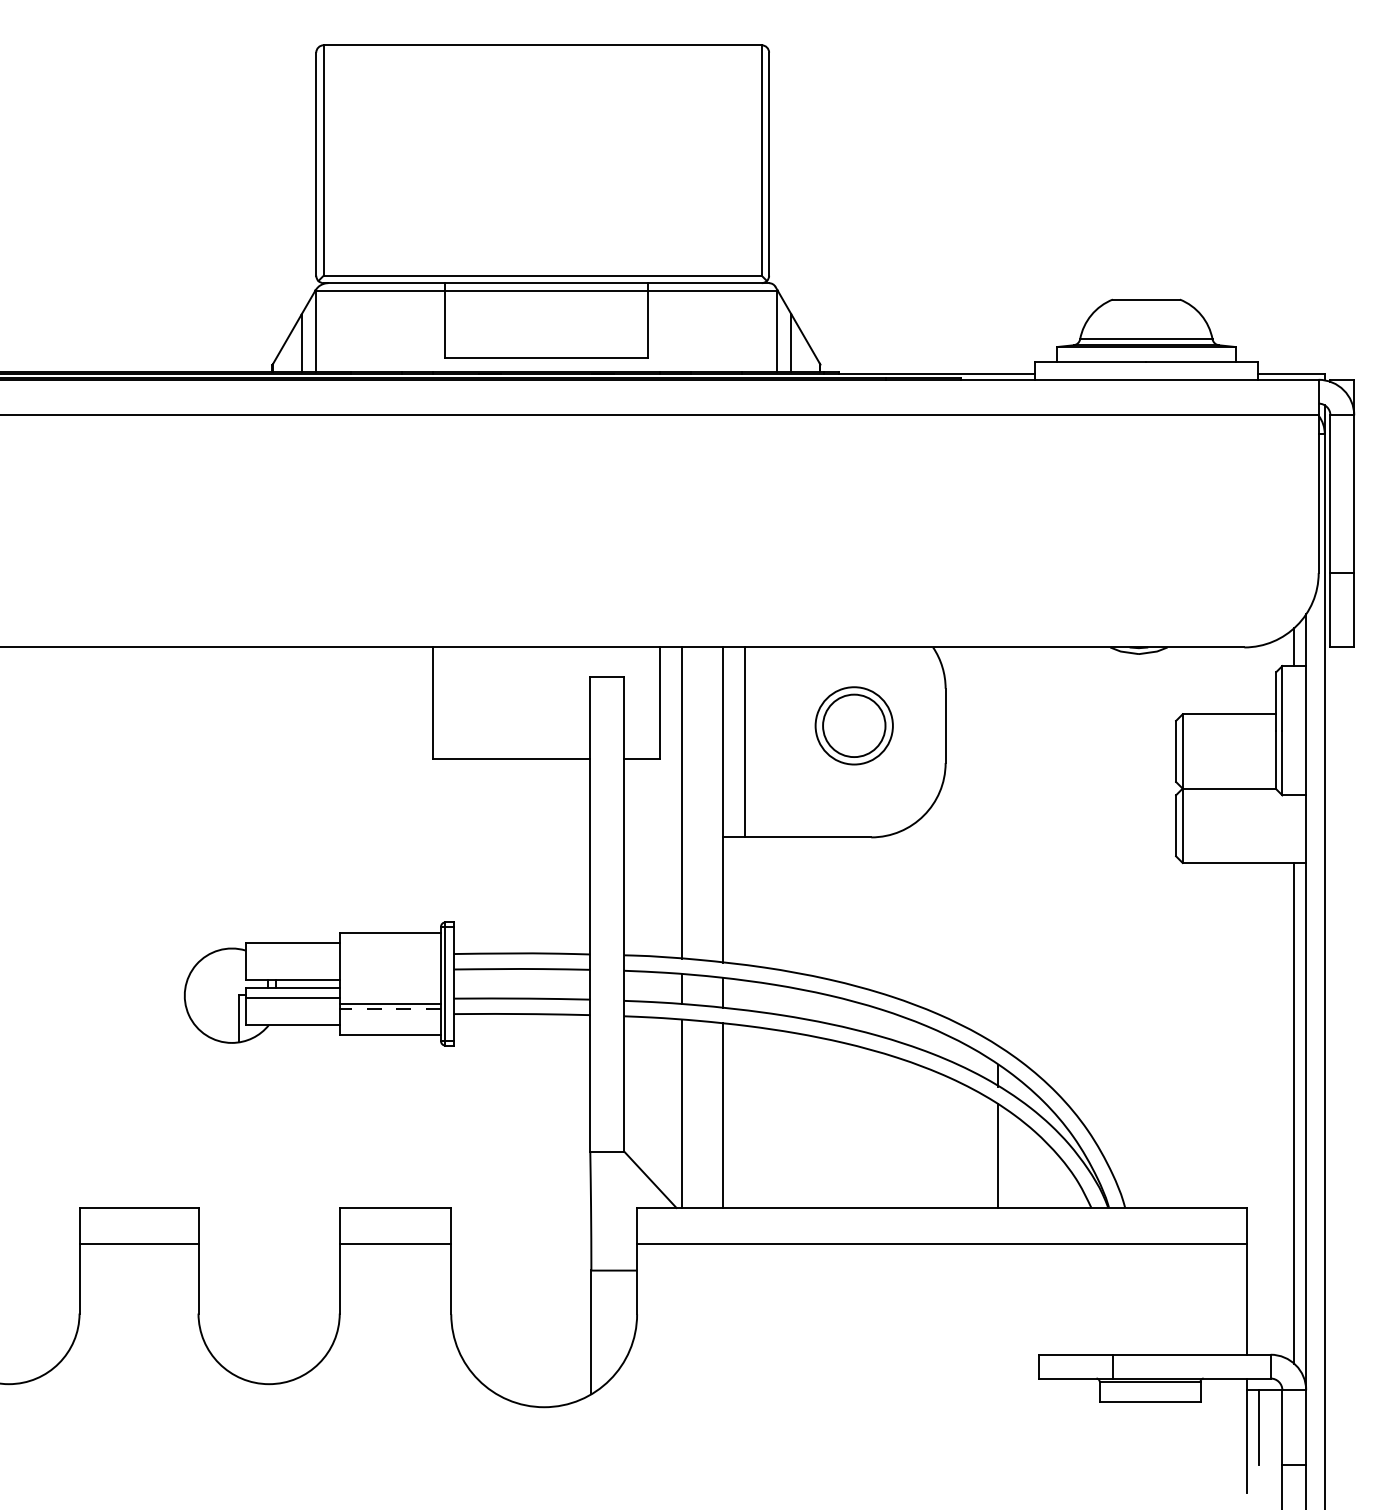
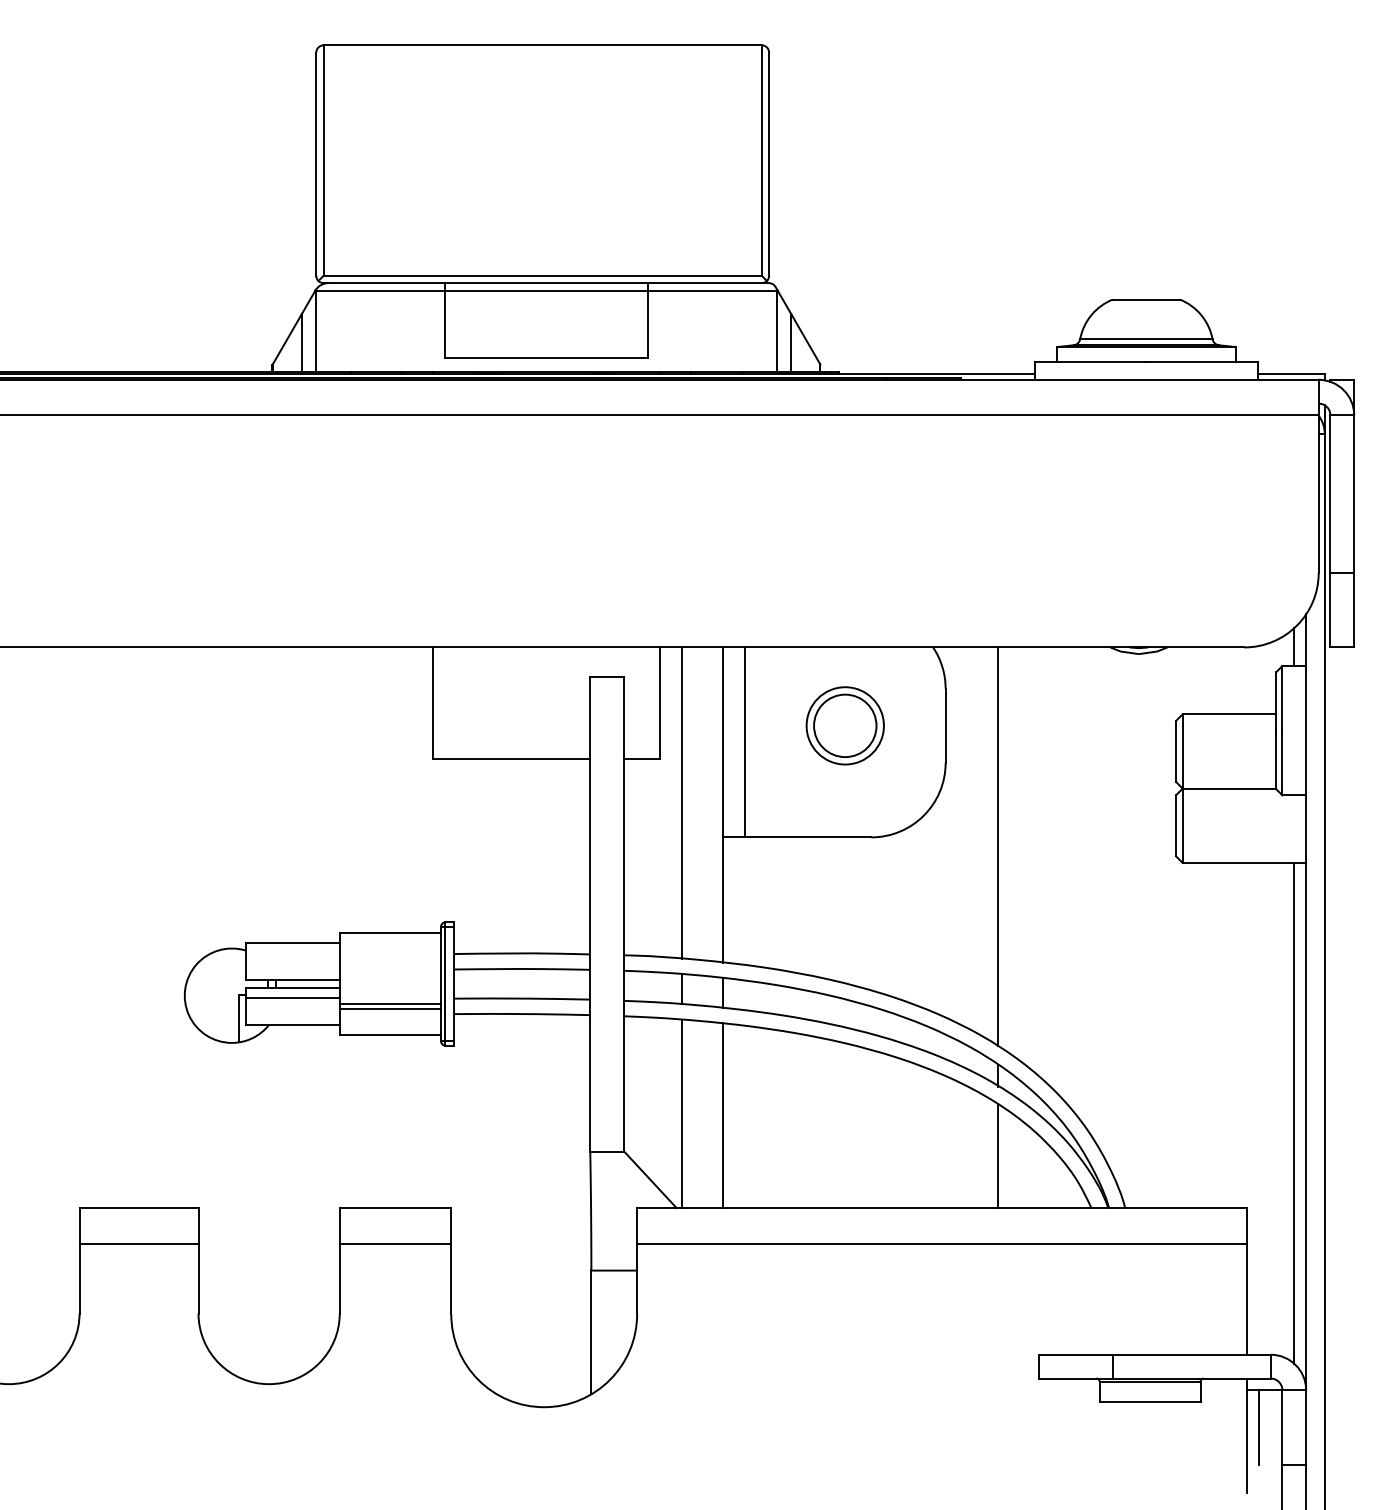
part position: (853, 725) -> (844, 725) (844, 725)
line: none -> present (997, 846)
line: dashed -> solid (390, 1008)
